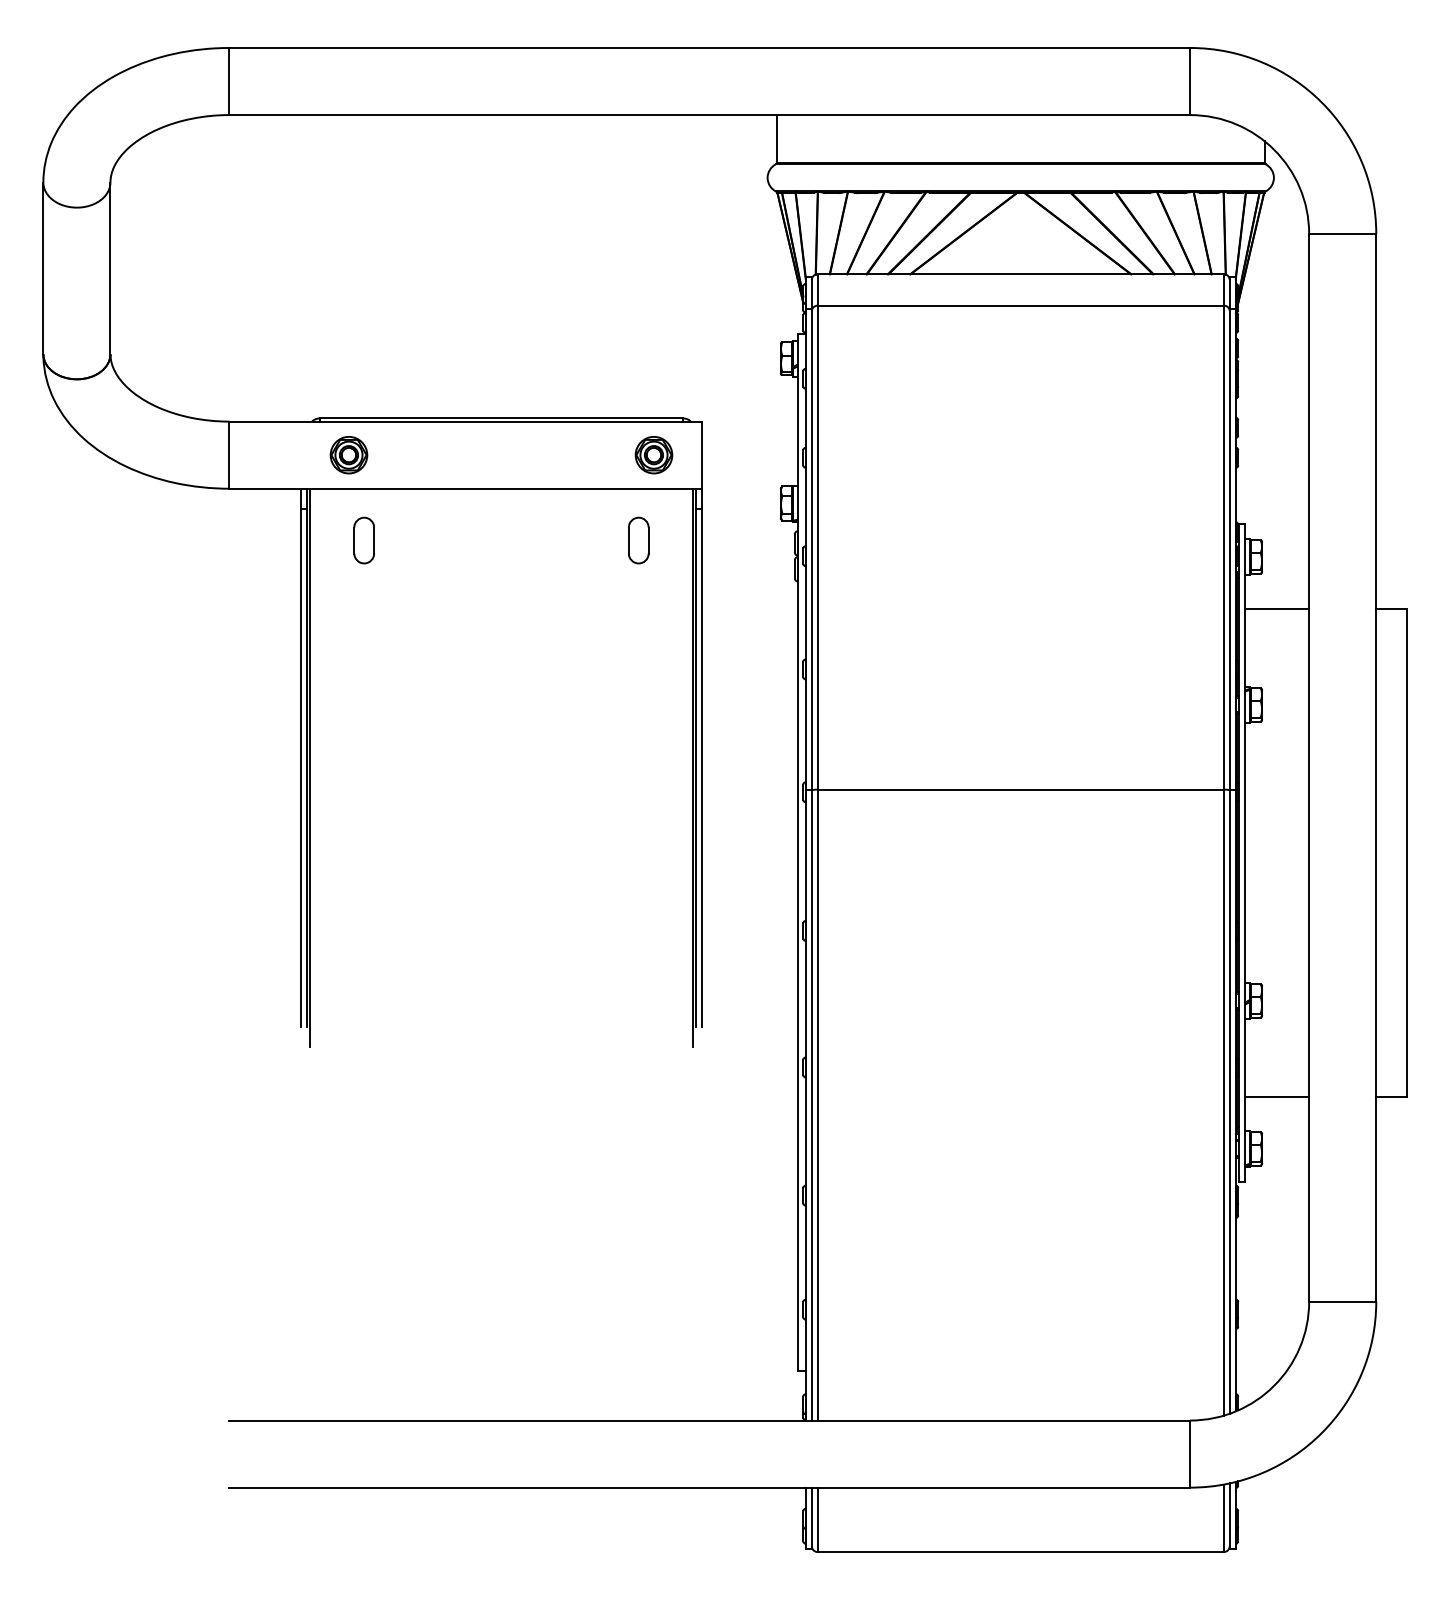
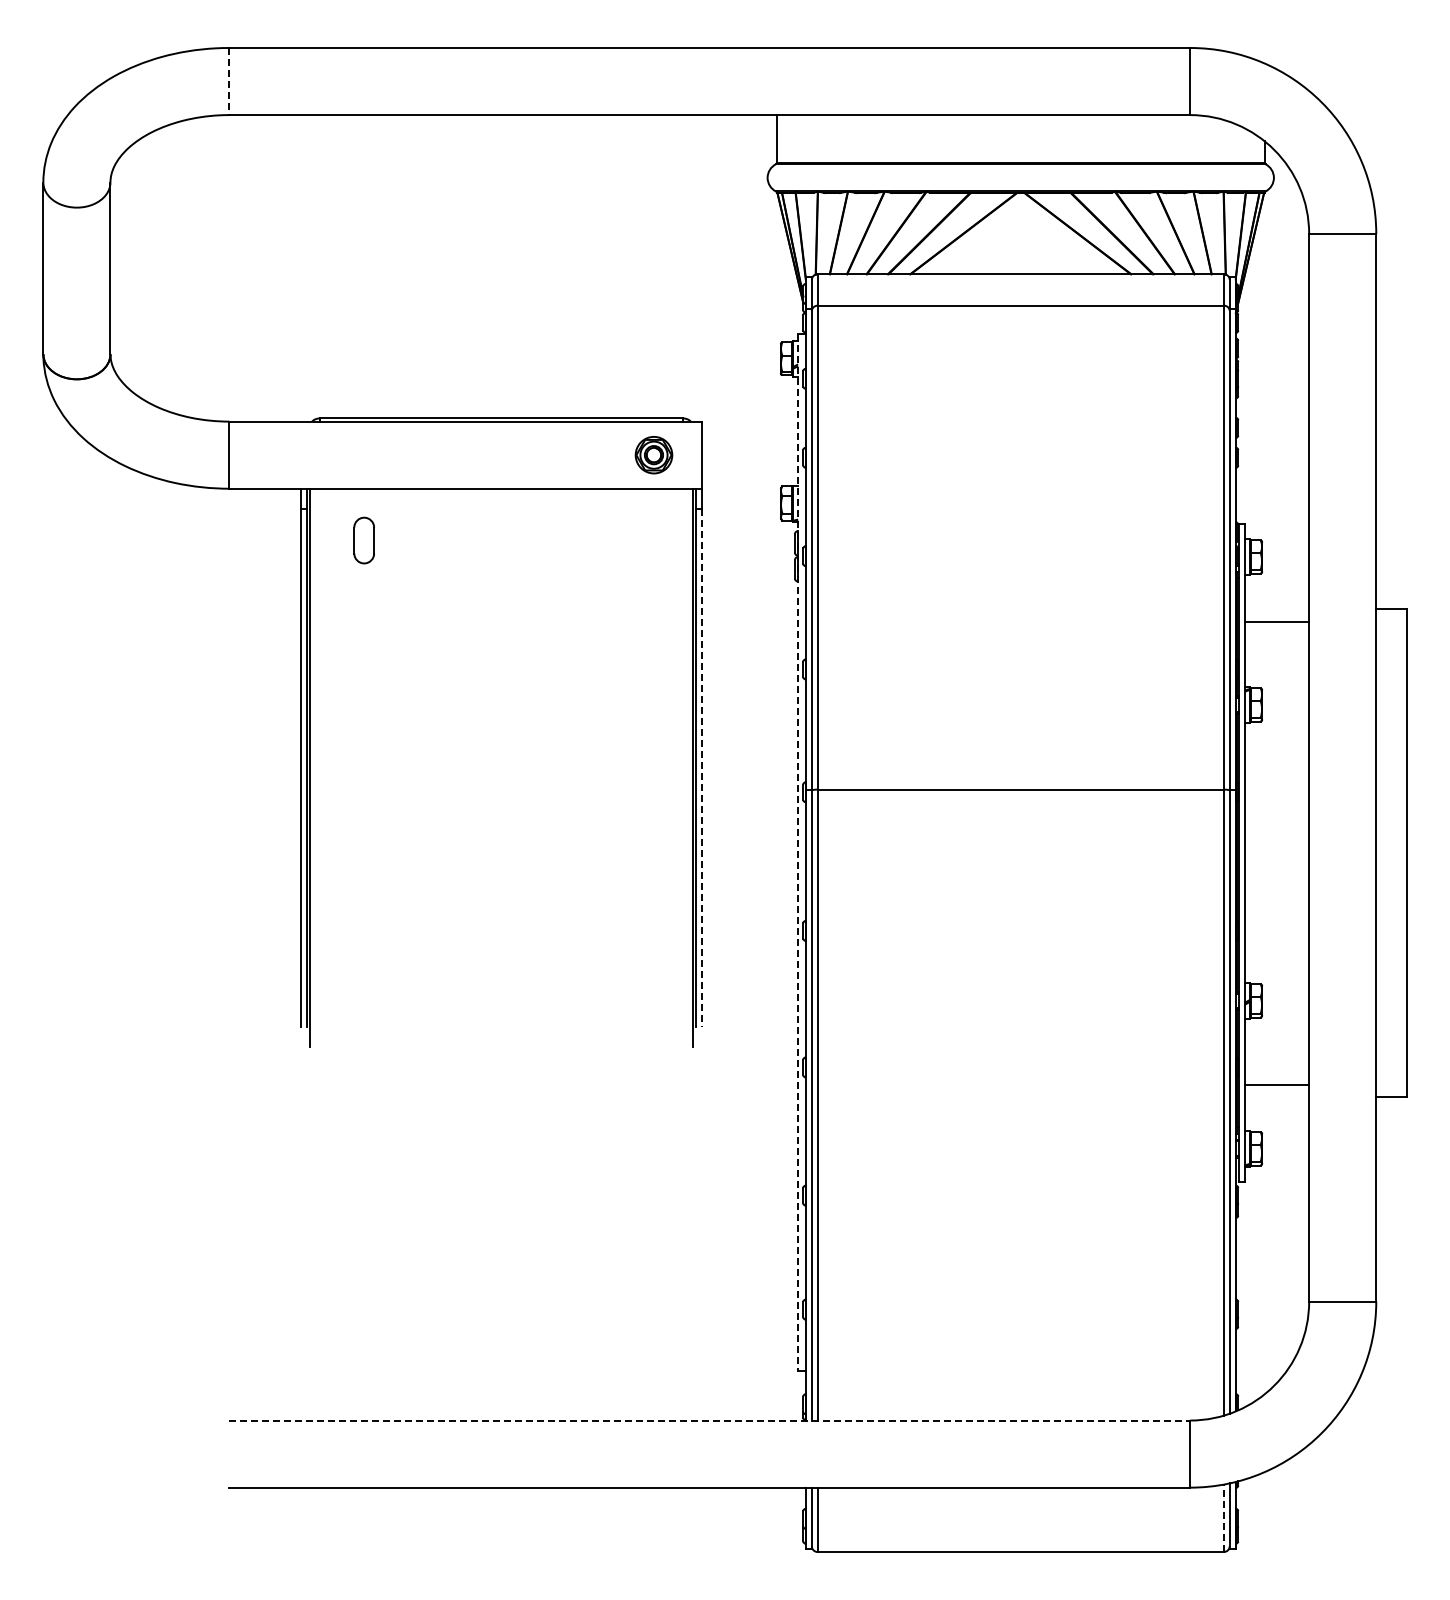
line: solid -> dashed (229, 81)
part: present -> none (348, 455)
part: present -> none (638, 540)
line position: (1276, 608) -> (1276, 621) (1276, 621)
line: solid -> dashed (702, 767)
line: solid -> dashed (798, 852)
line position: (1276, 1096) -> (1276, 1084) (1276, 1084)
line: solid -> dashed (710, 1420)
line: solid -> dashed (1224, 1518)
